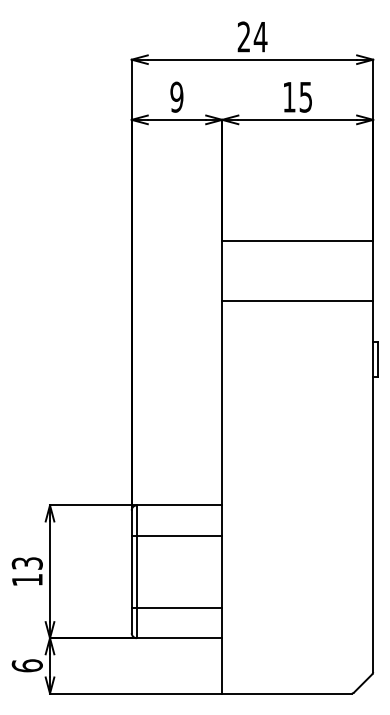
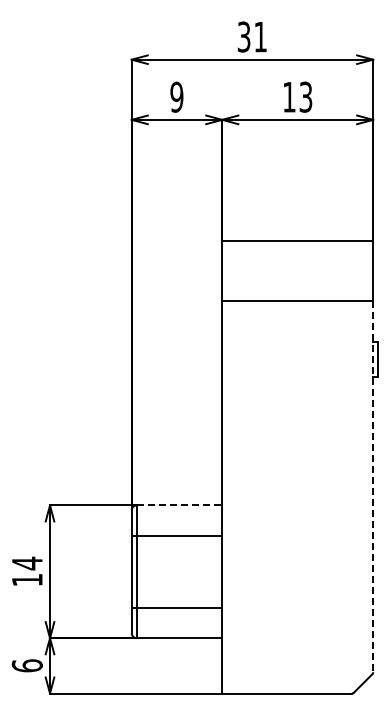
text: 24 -> 31 (252, 36)
text: 15 -> 13 (306, 96)
line: solid -> dashed (373, 486)
line: solid -> dashed (179, 505)
text: 13 -> 14 (26, 563)
